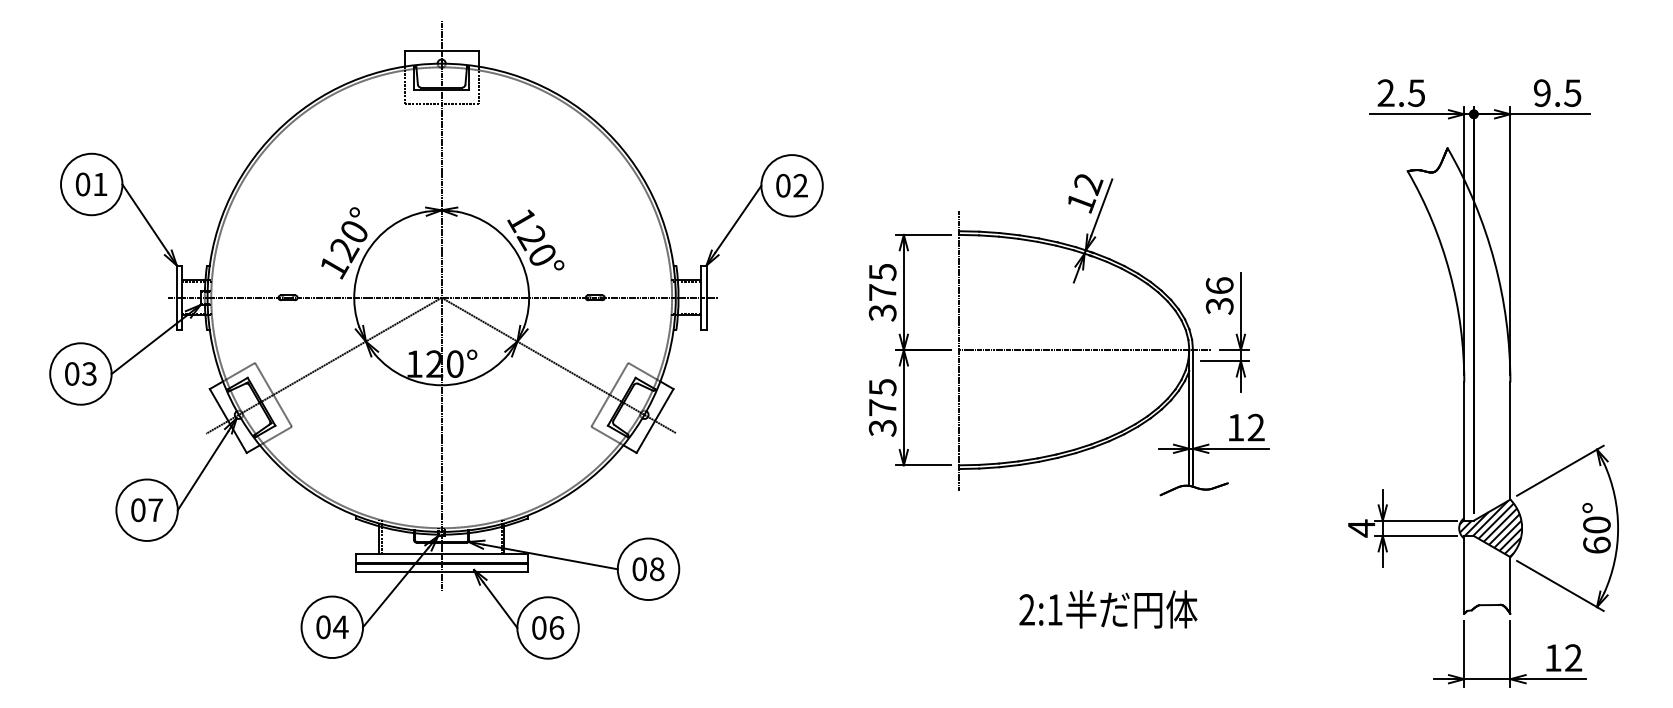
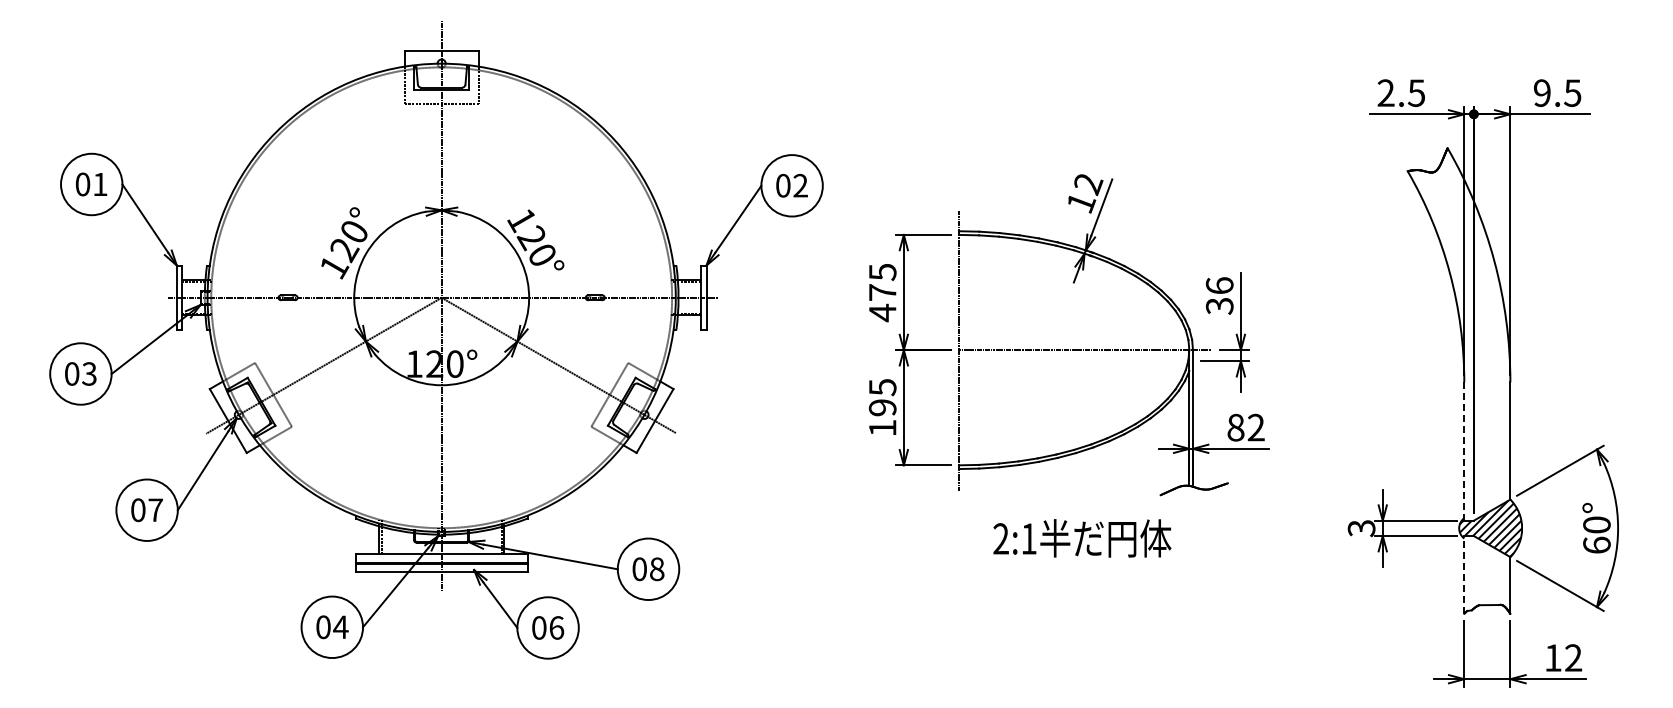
text: 375 -> 475 (882, 312)
text: 375 -> 195 (882, 417)
text: 12 -> 82 (1235, 427)
line: solid -> dashed (1464, 451)
text: 4 -> 3 (1361, 528)
line: solid -> dashed (1464, 574)
text position: (1108, 609) -> (1082, 538) (1082, 538)
